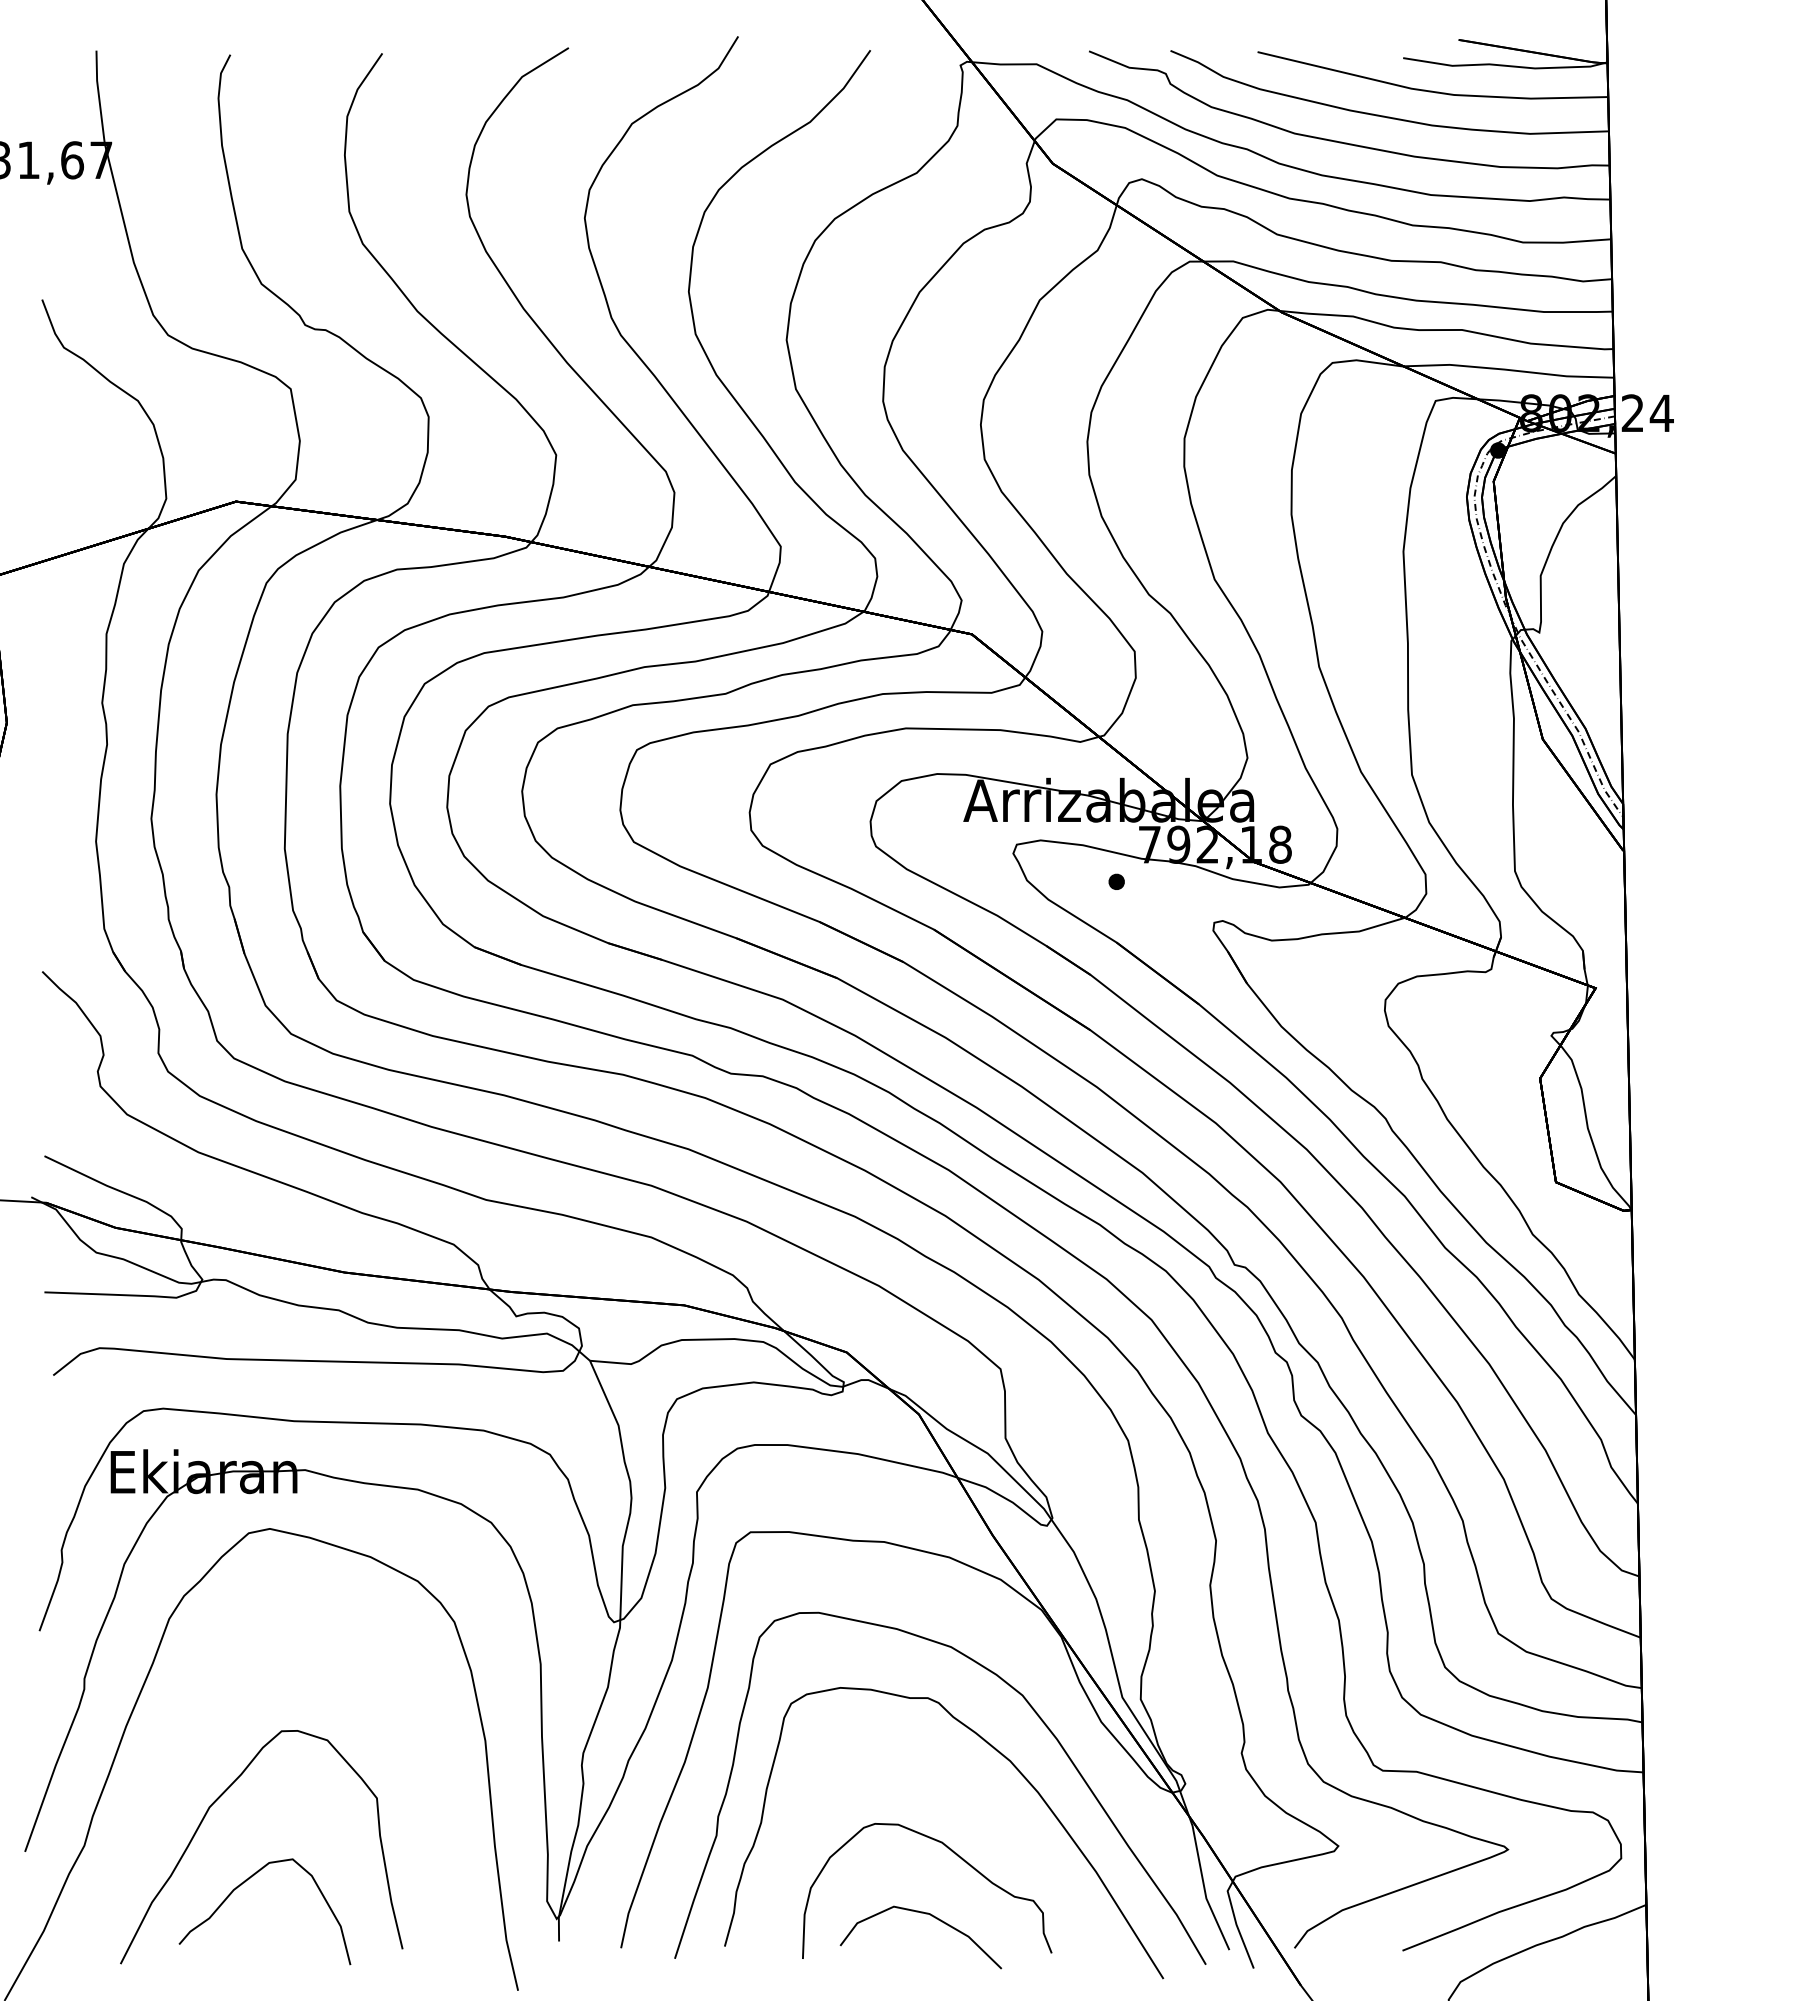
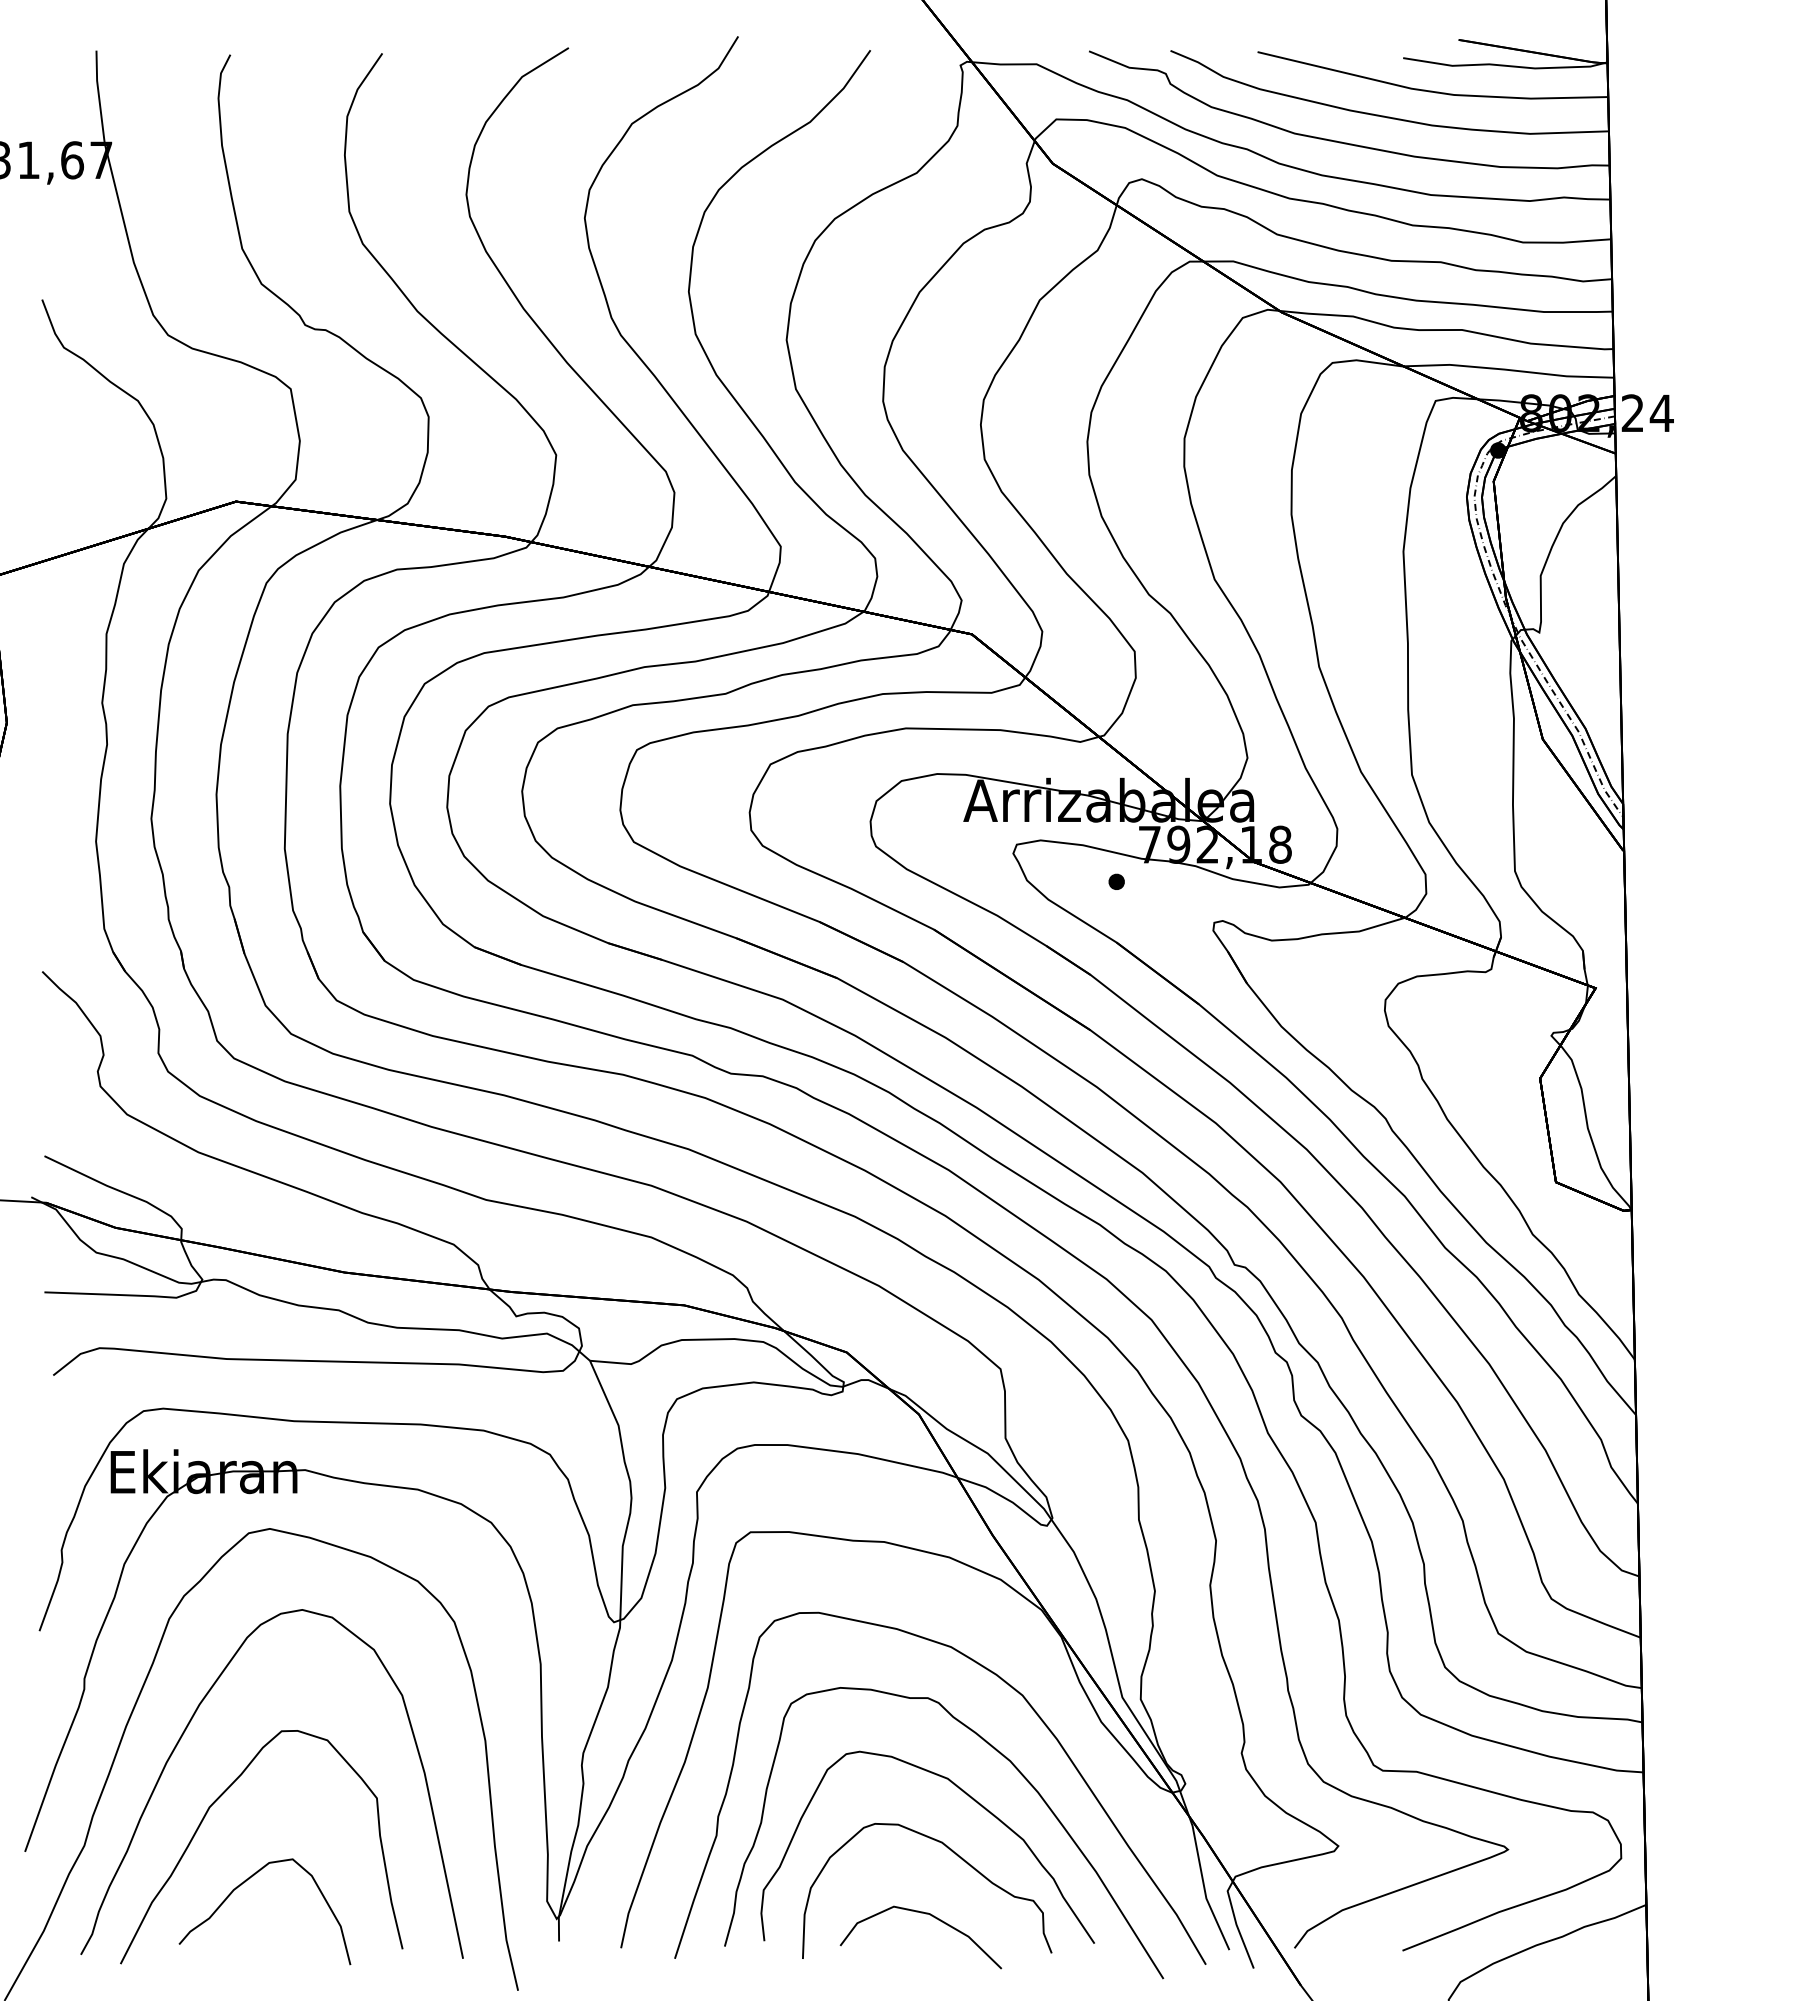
curve: none -> present (183, 1735)
curve: none -> present (969, 1797)
